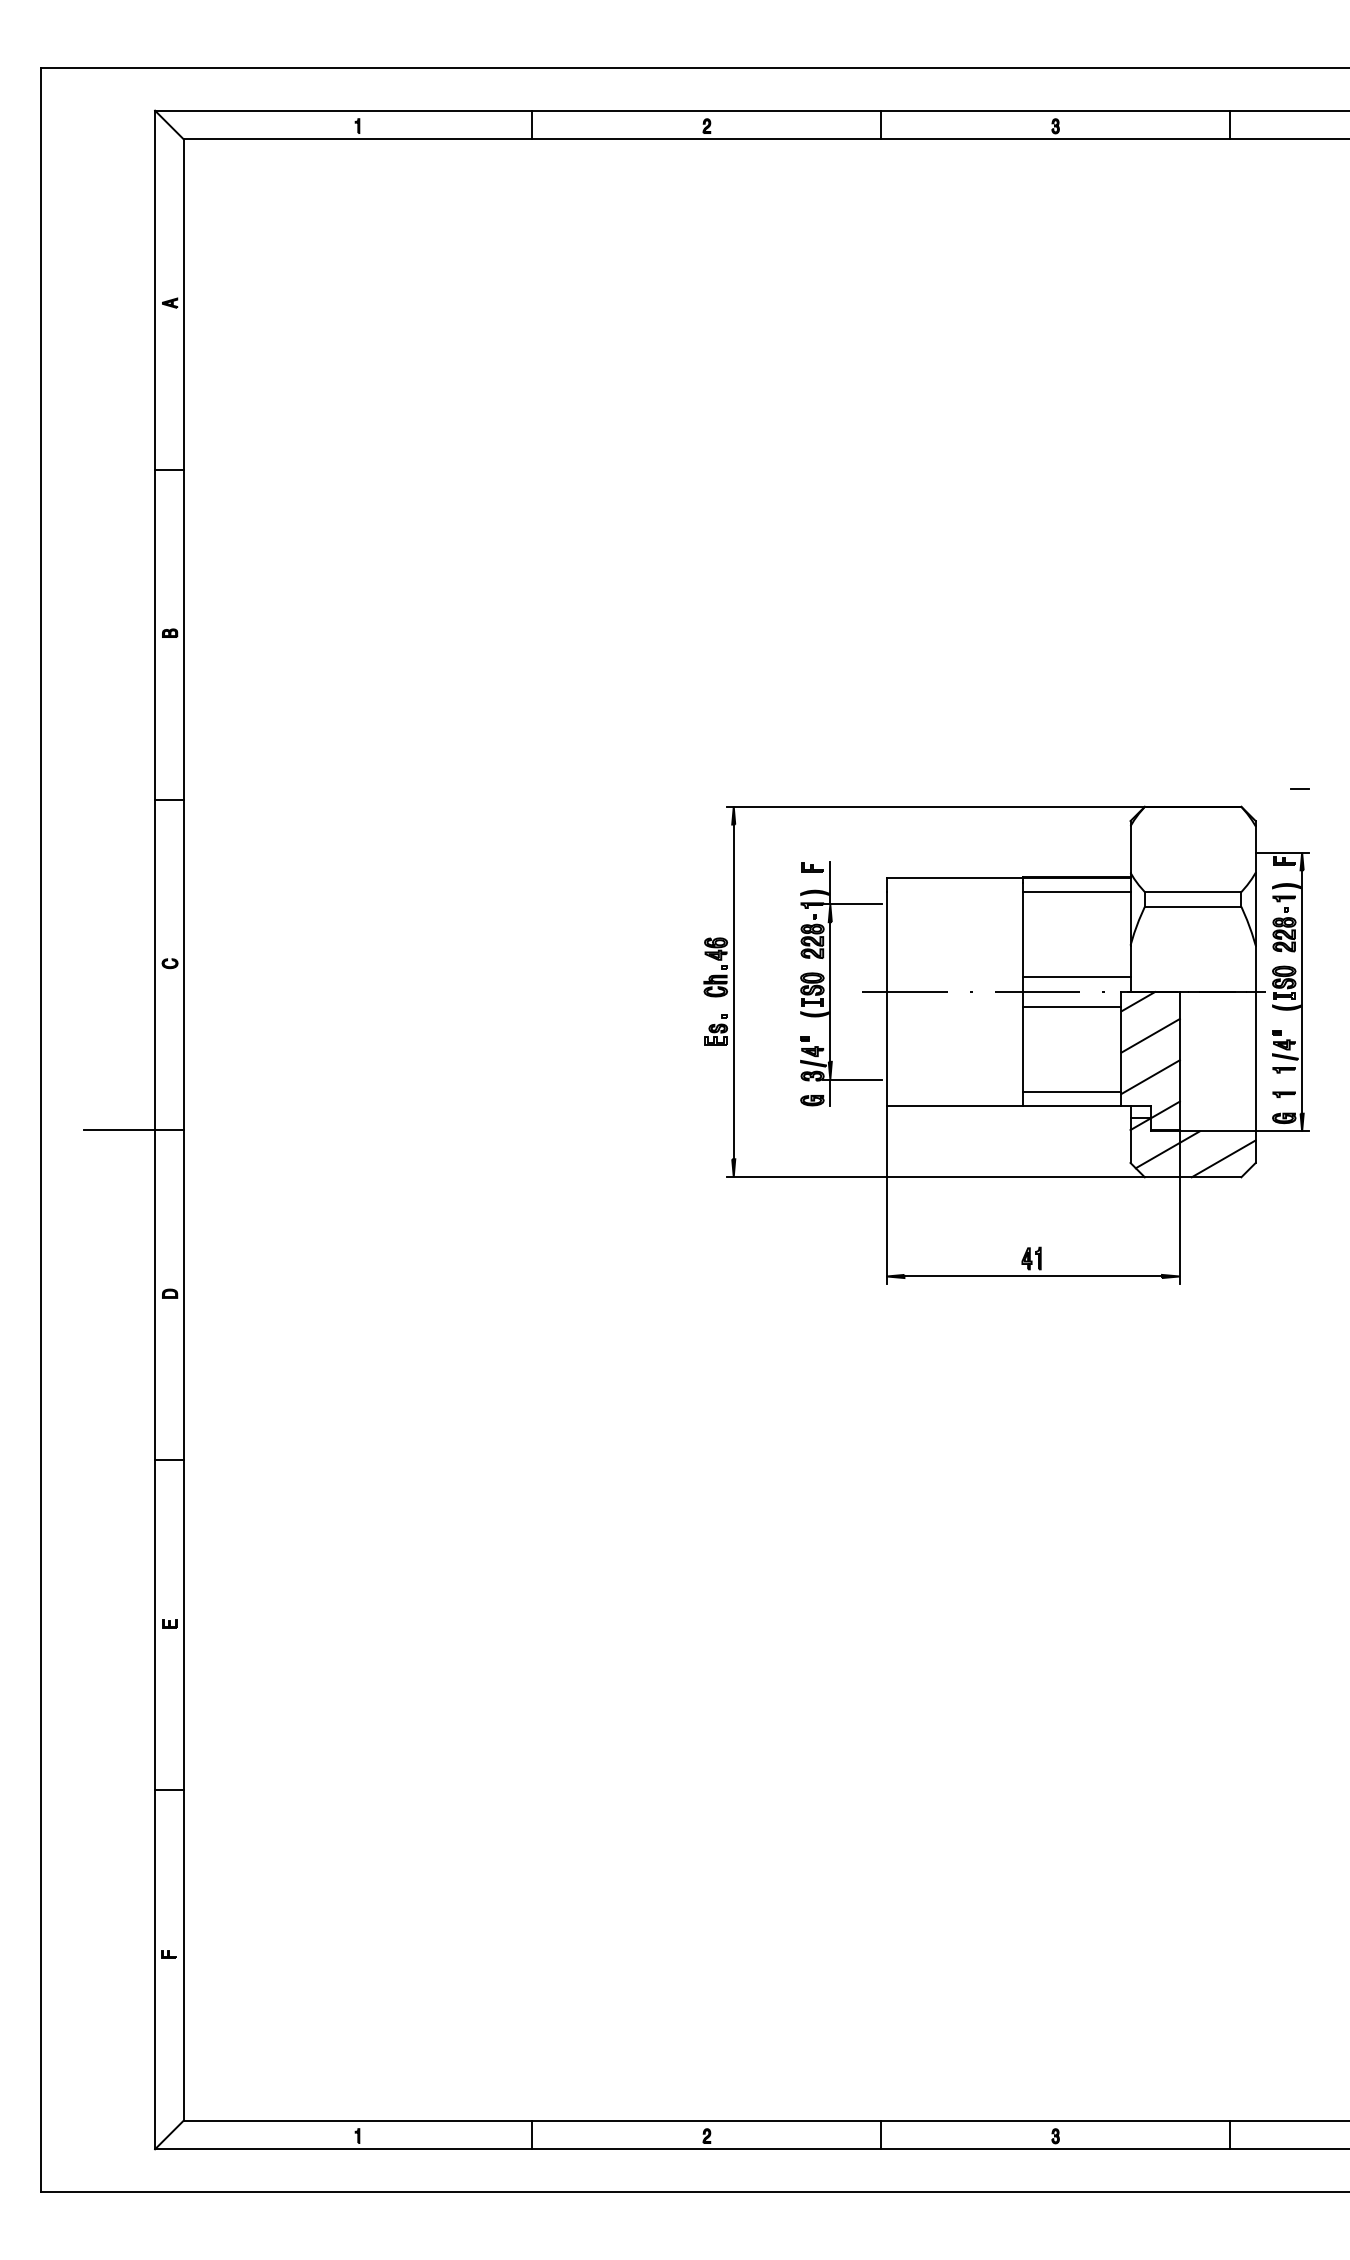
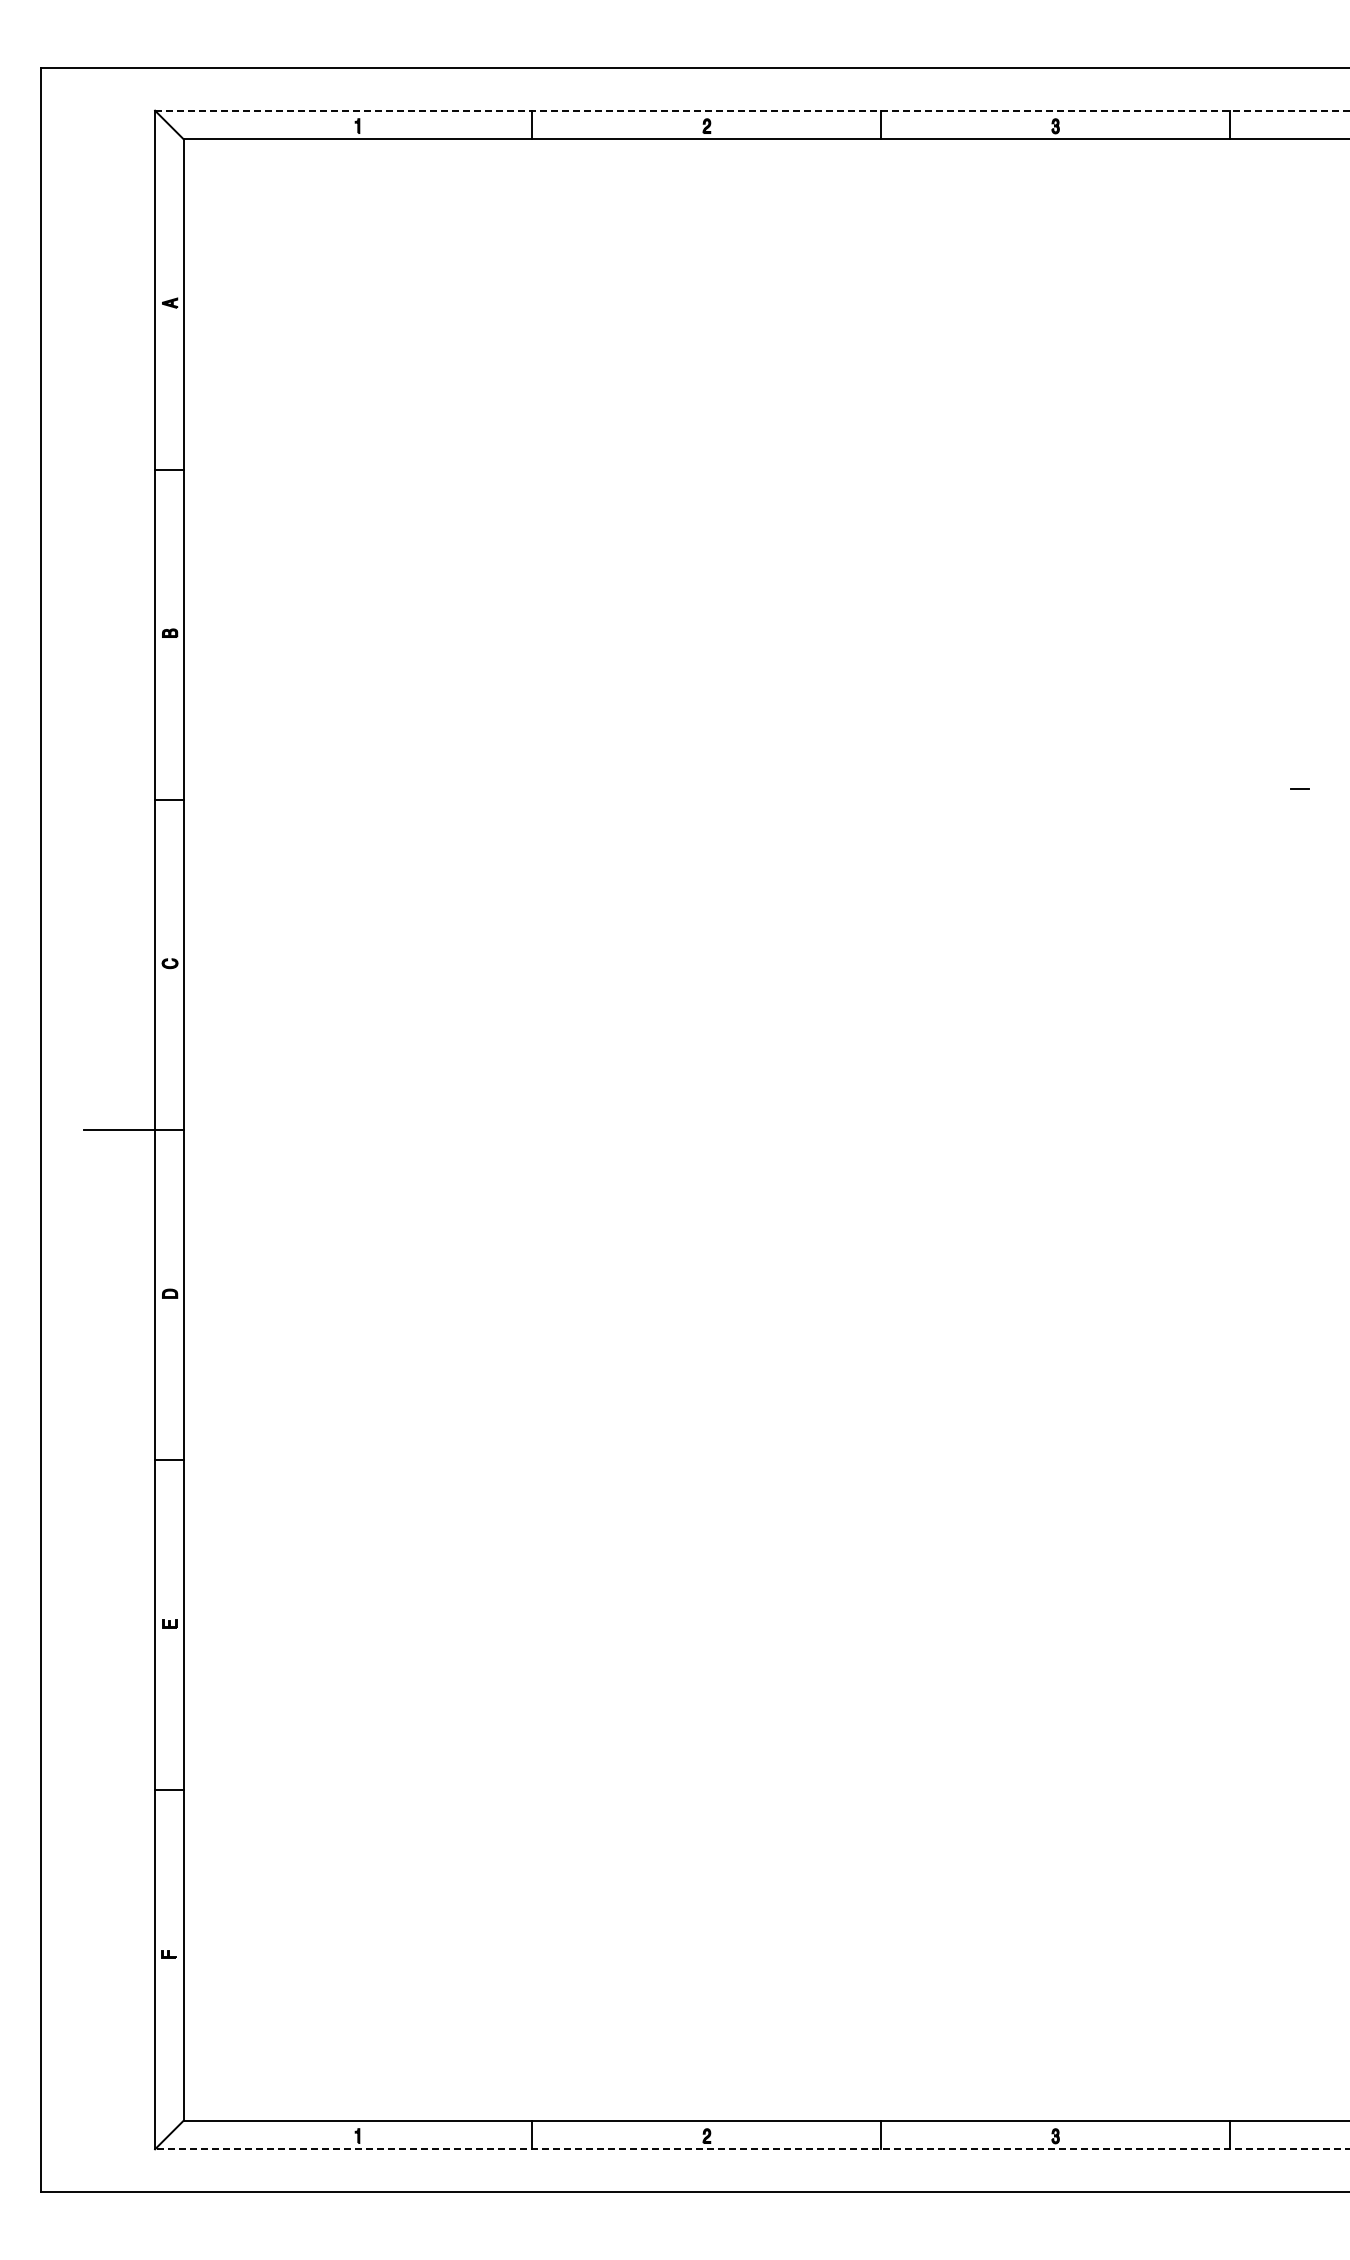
line: solid -> dashed (752, 110)
part: present -> none (1006, 1044)
line: solid -> dashed (752, 2149)
